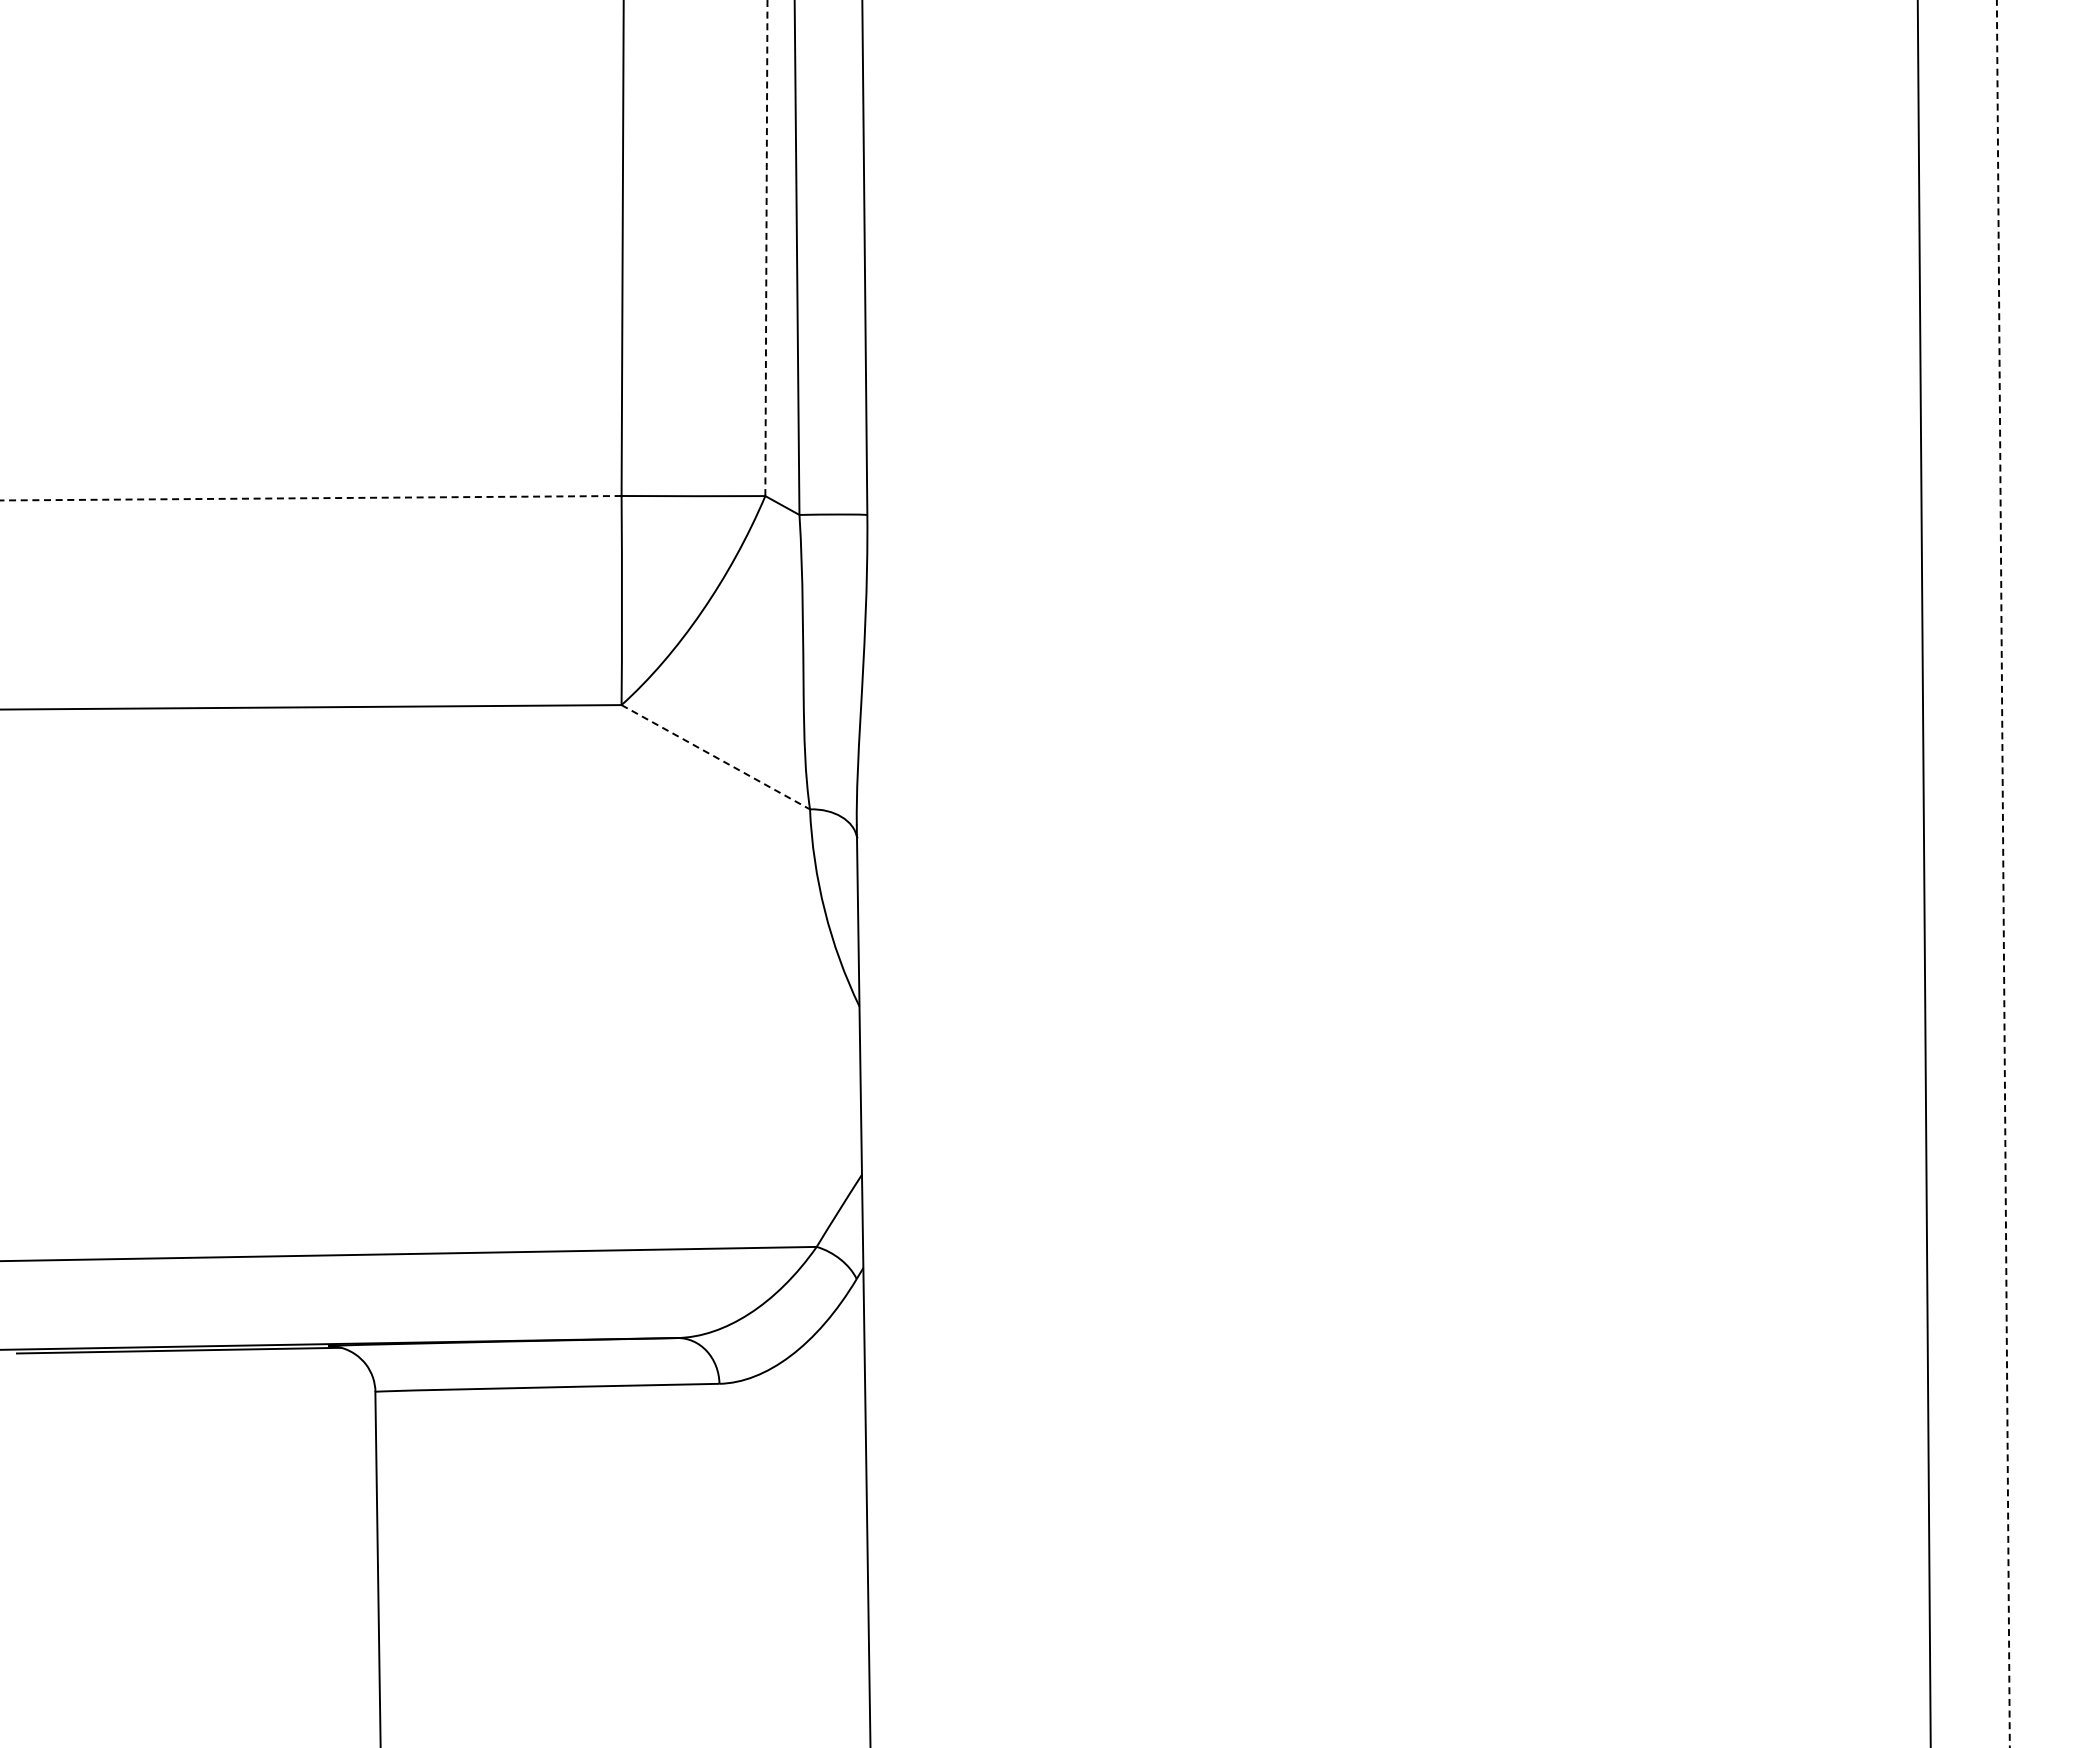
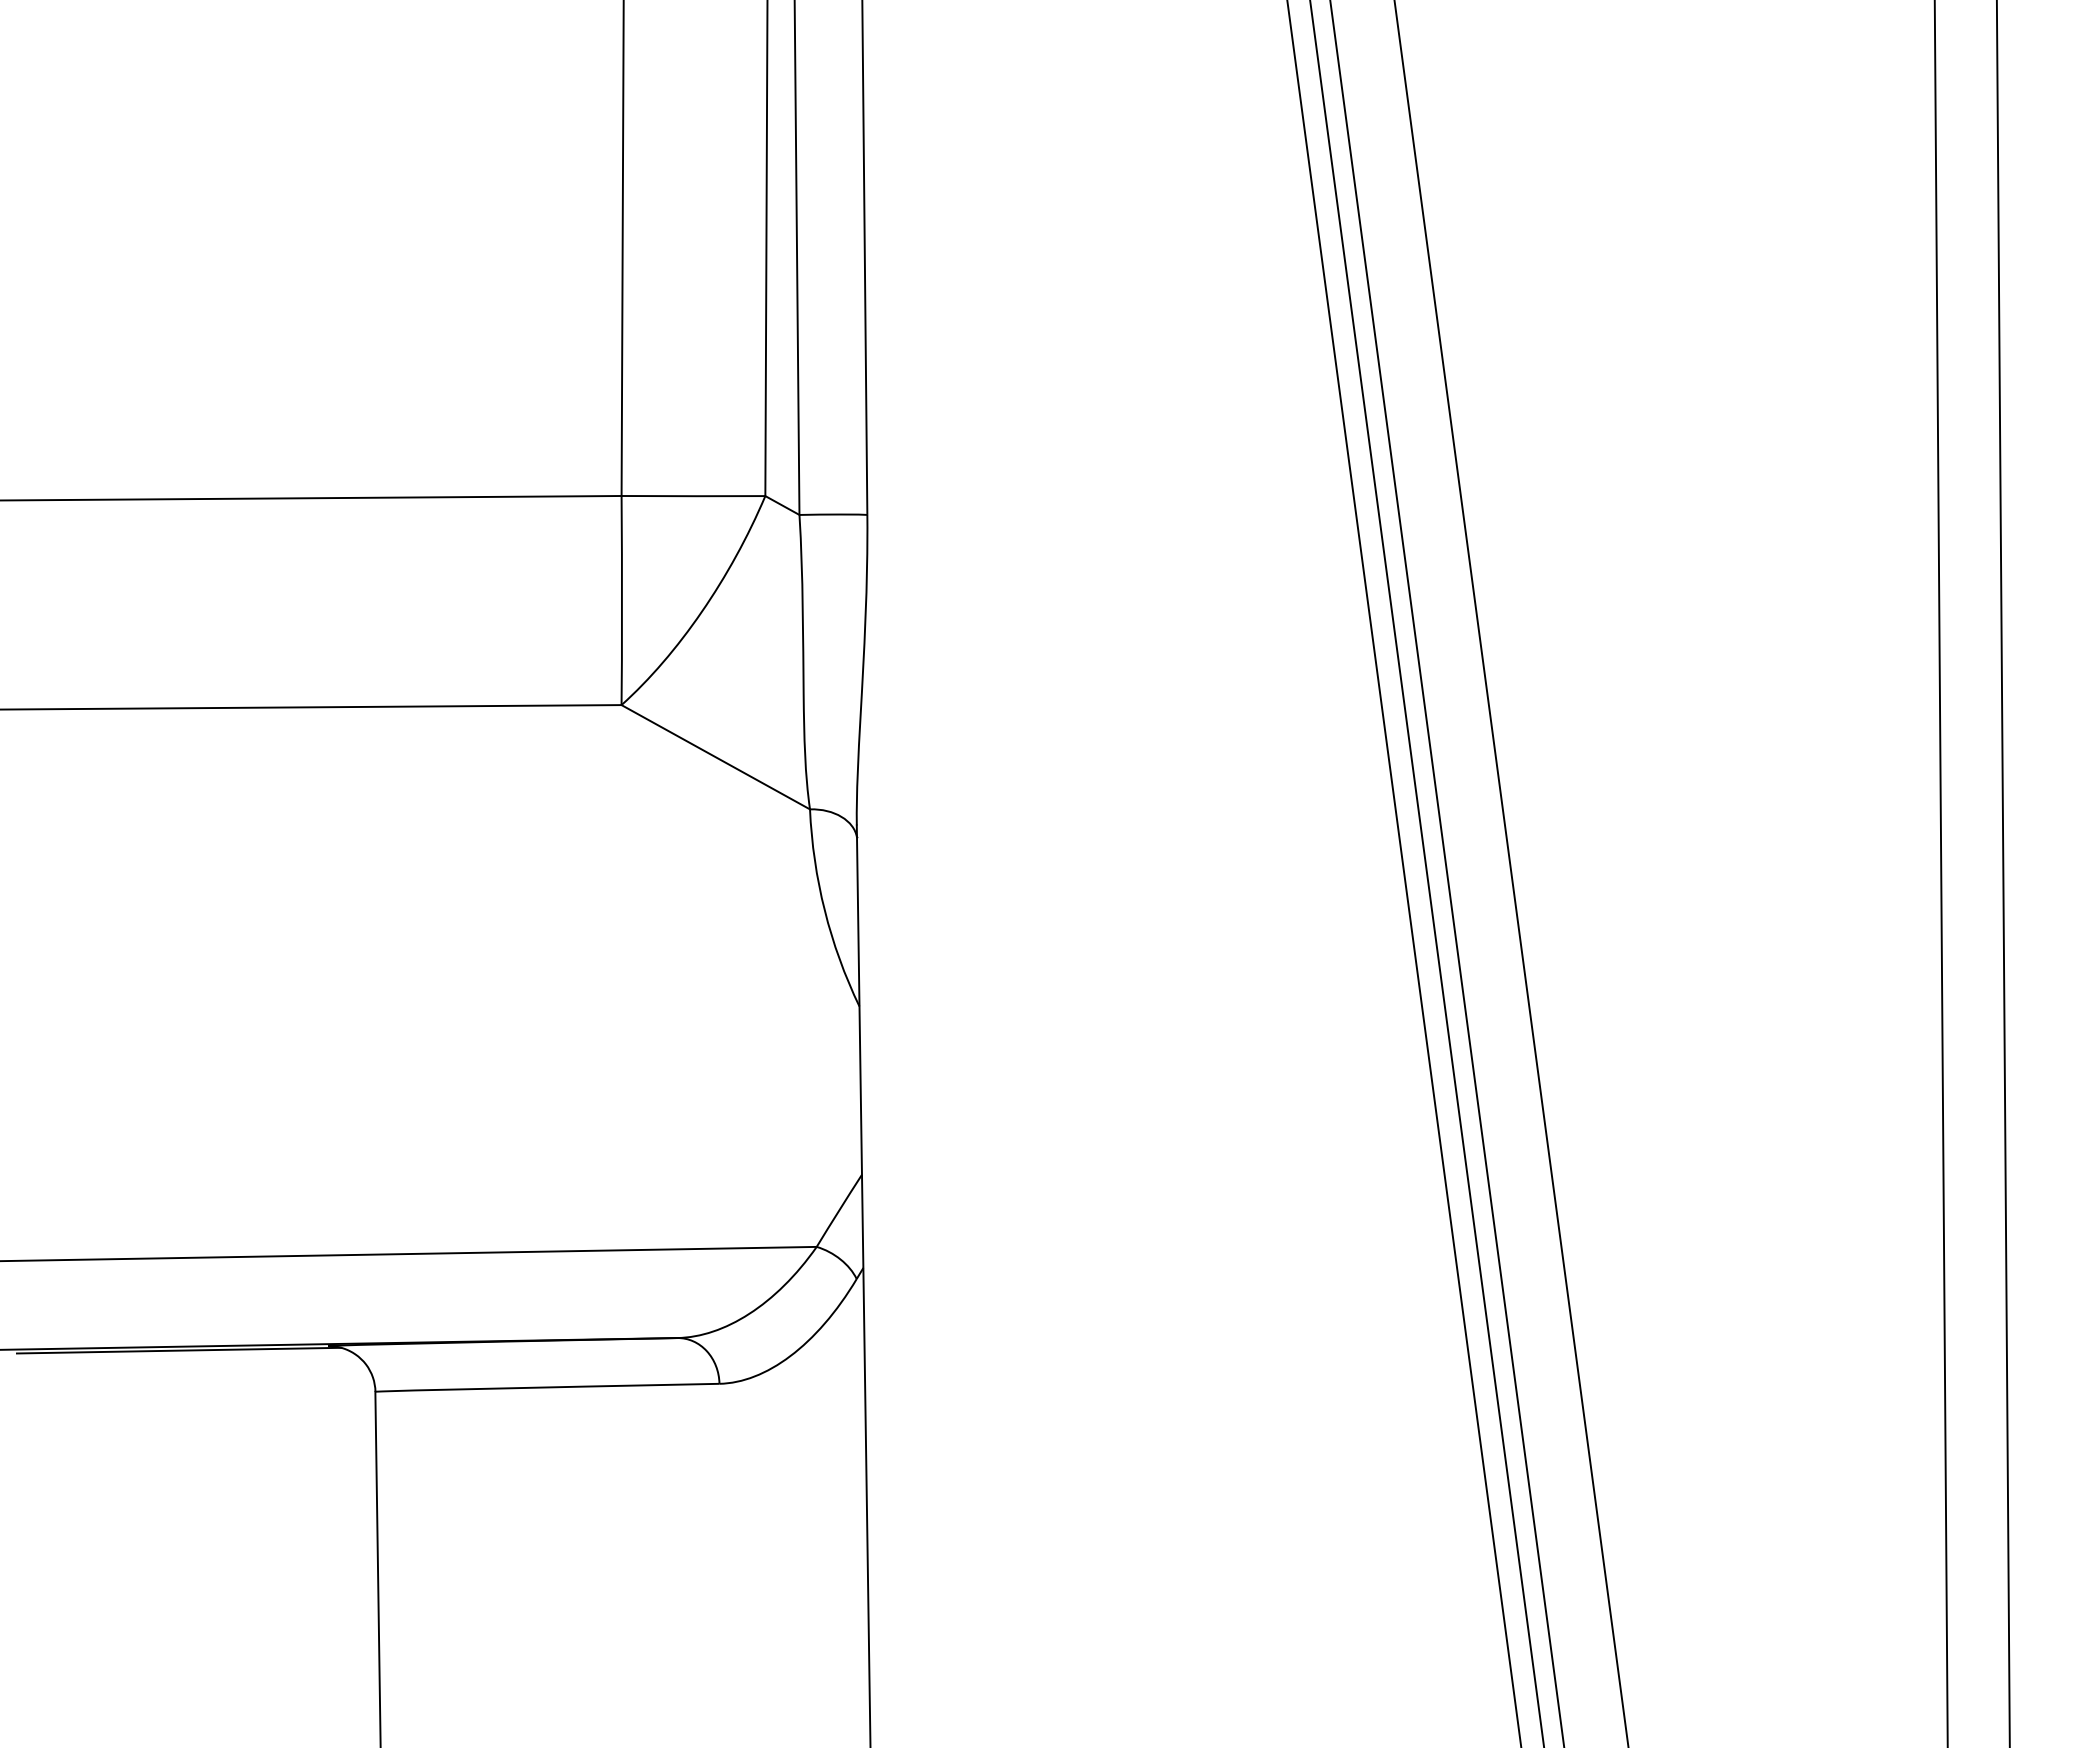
line: dashed -> solid (766, 248)
line: dashed -> solid (310, 498)
line: dashed -> solid (715, 757)
line: none -> present (1403, 873)
line: none -> present (1426, 873)
line: none -> present (1446, 873)
line: none -> present (1511, 873)
line position: (1923, 873) -> (1940, 873) (1940, 873)
line: dashed -> solid (2003, 873)
